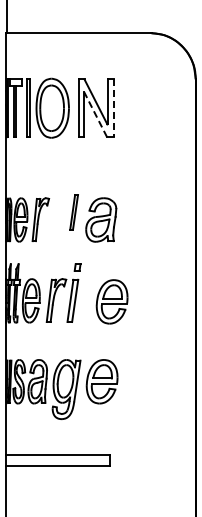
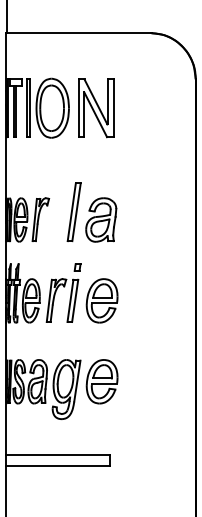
line: dashed -> solid (113, 108)
line: dashed -> solid (95, 114)
part size: 10x37 px -> 16x61 px (73, 212)
part position: (111, 301) -> (101, 300) (101, 300)
